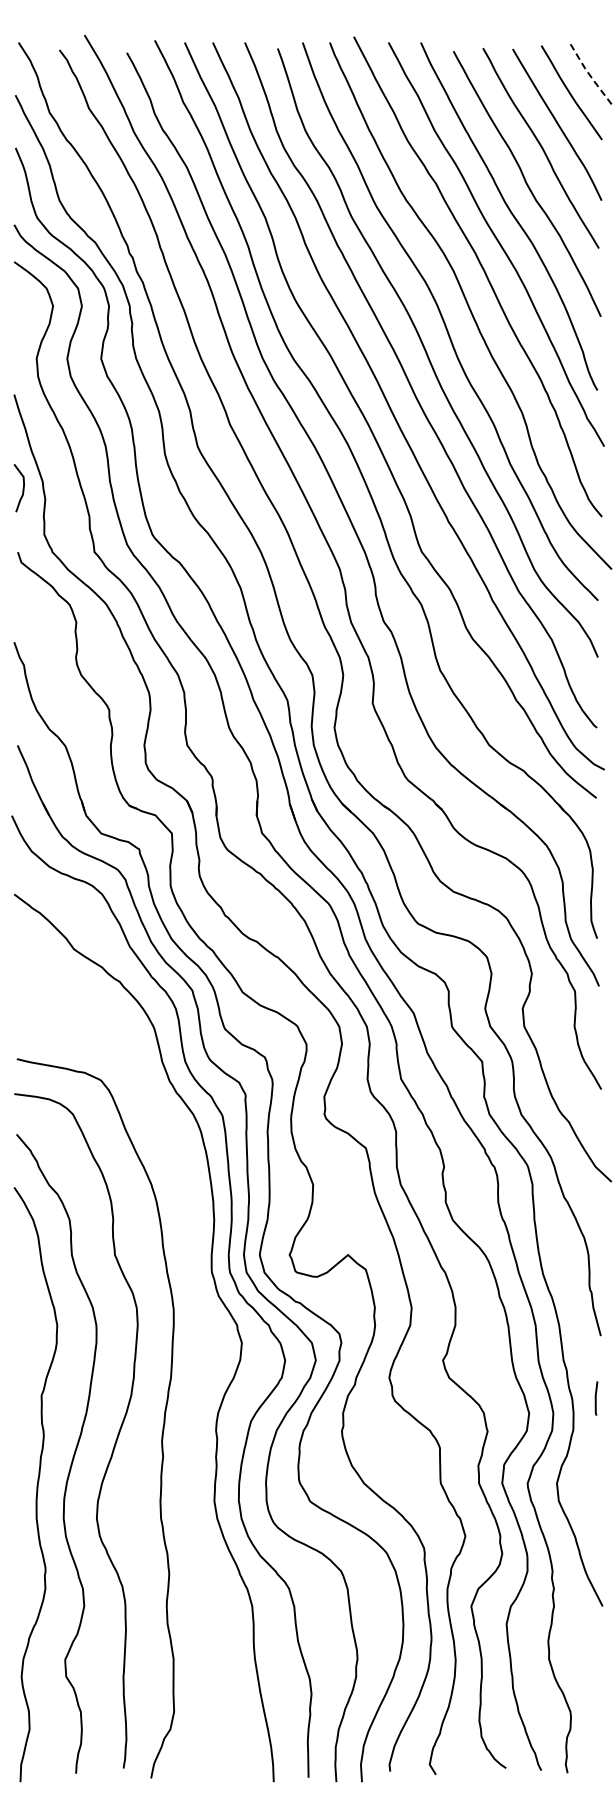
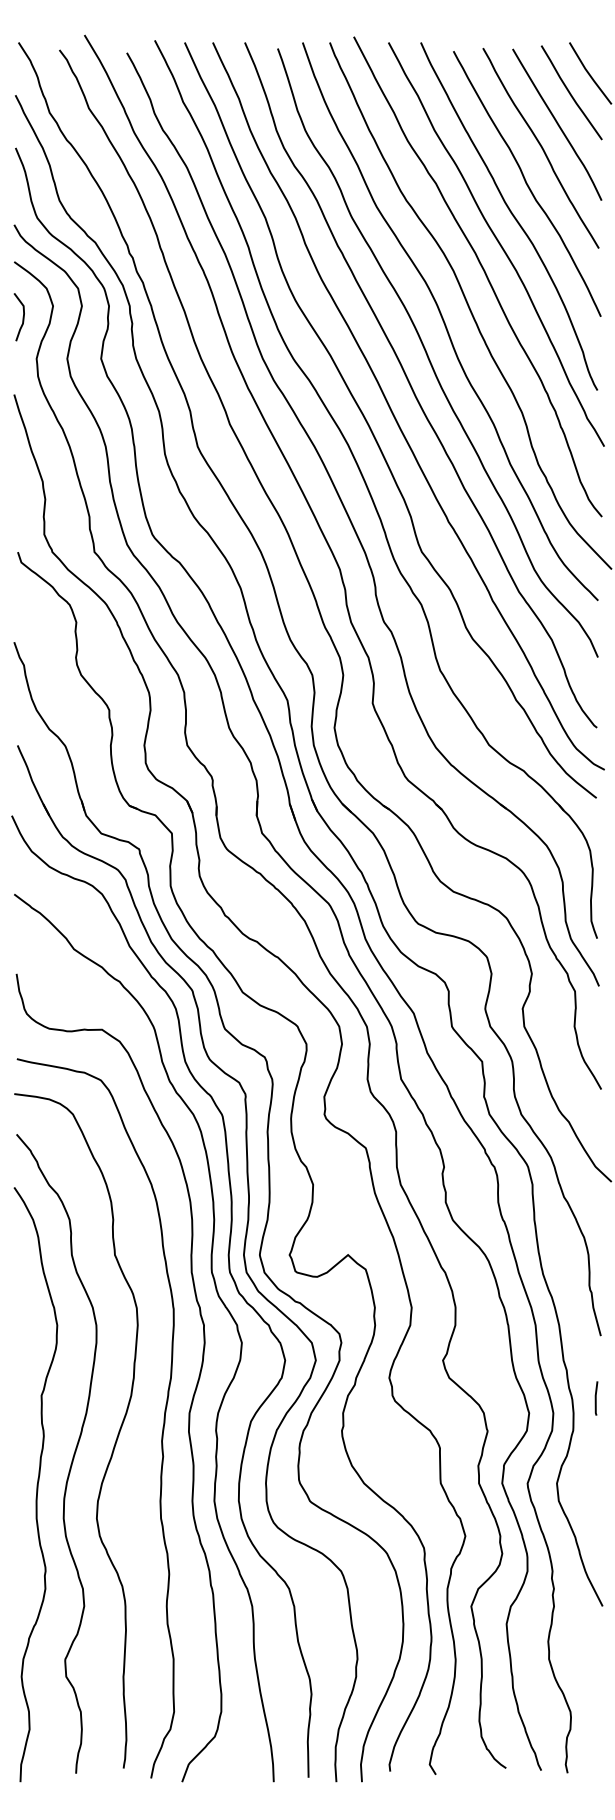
line: dashed -> solid (589, 74)
curve position: (22, 488) -> (22, 317) (22, 317)
curve: none -> present (192, 1396)
